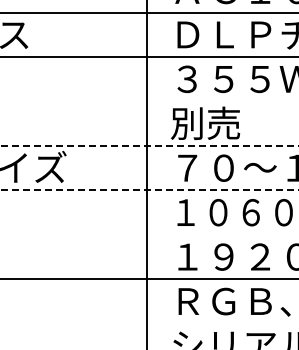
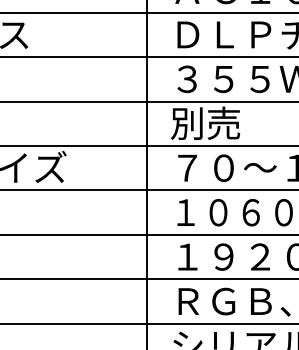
line: none -> present (148, 101)
line: dashed -> solid (149, 146)
line: dashed -> solid (149, 190)
line: none -> present (148, 234)
line: none -> present (148, 323)
